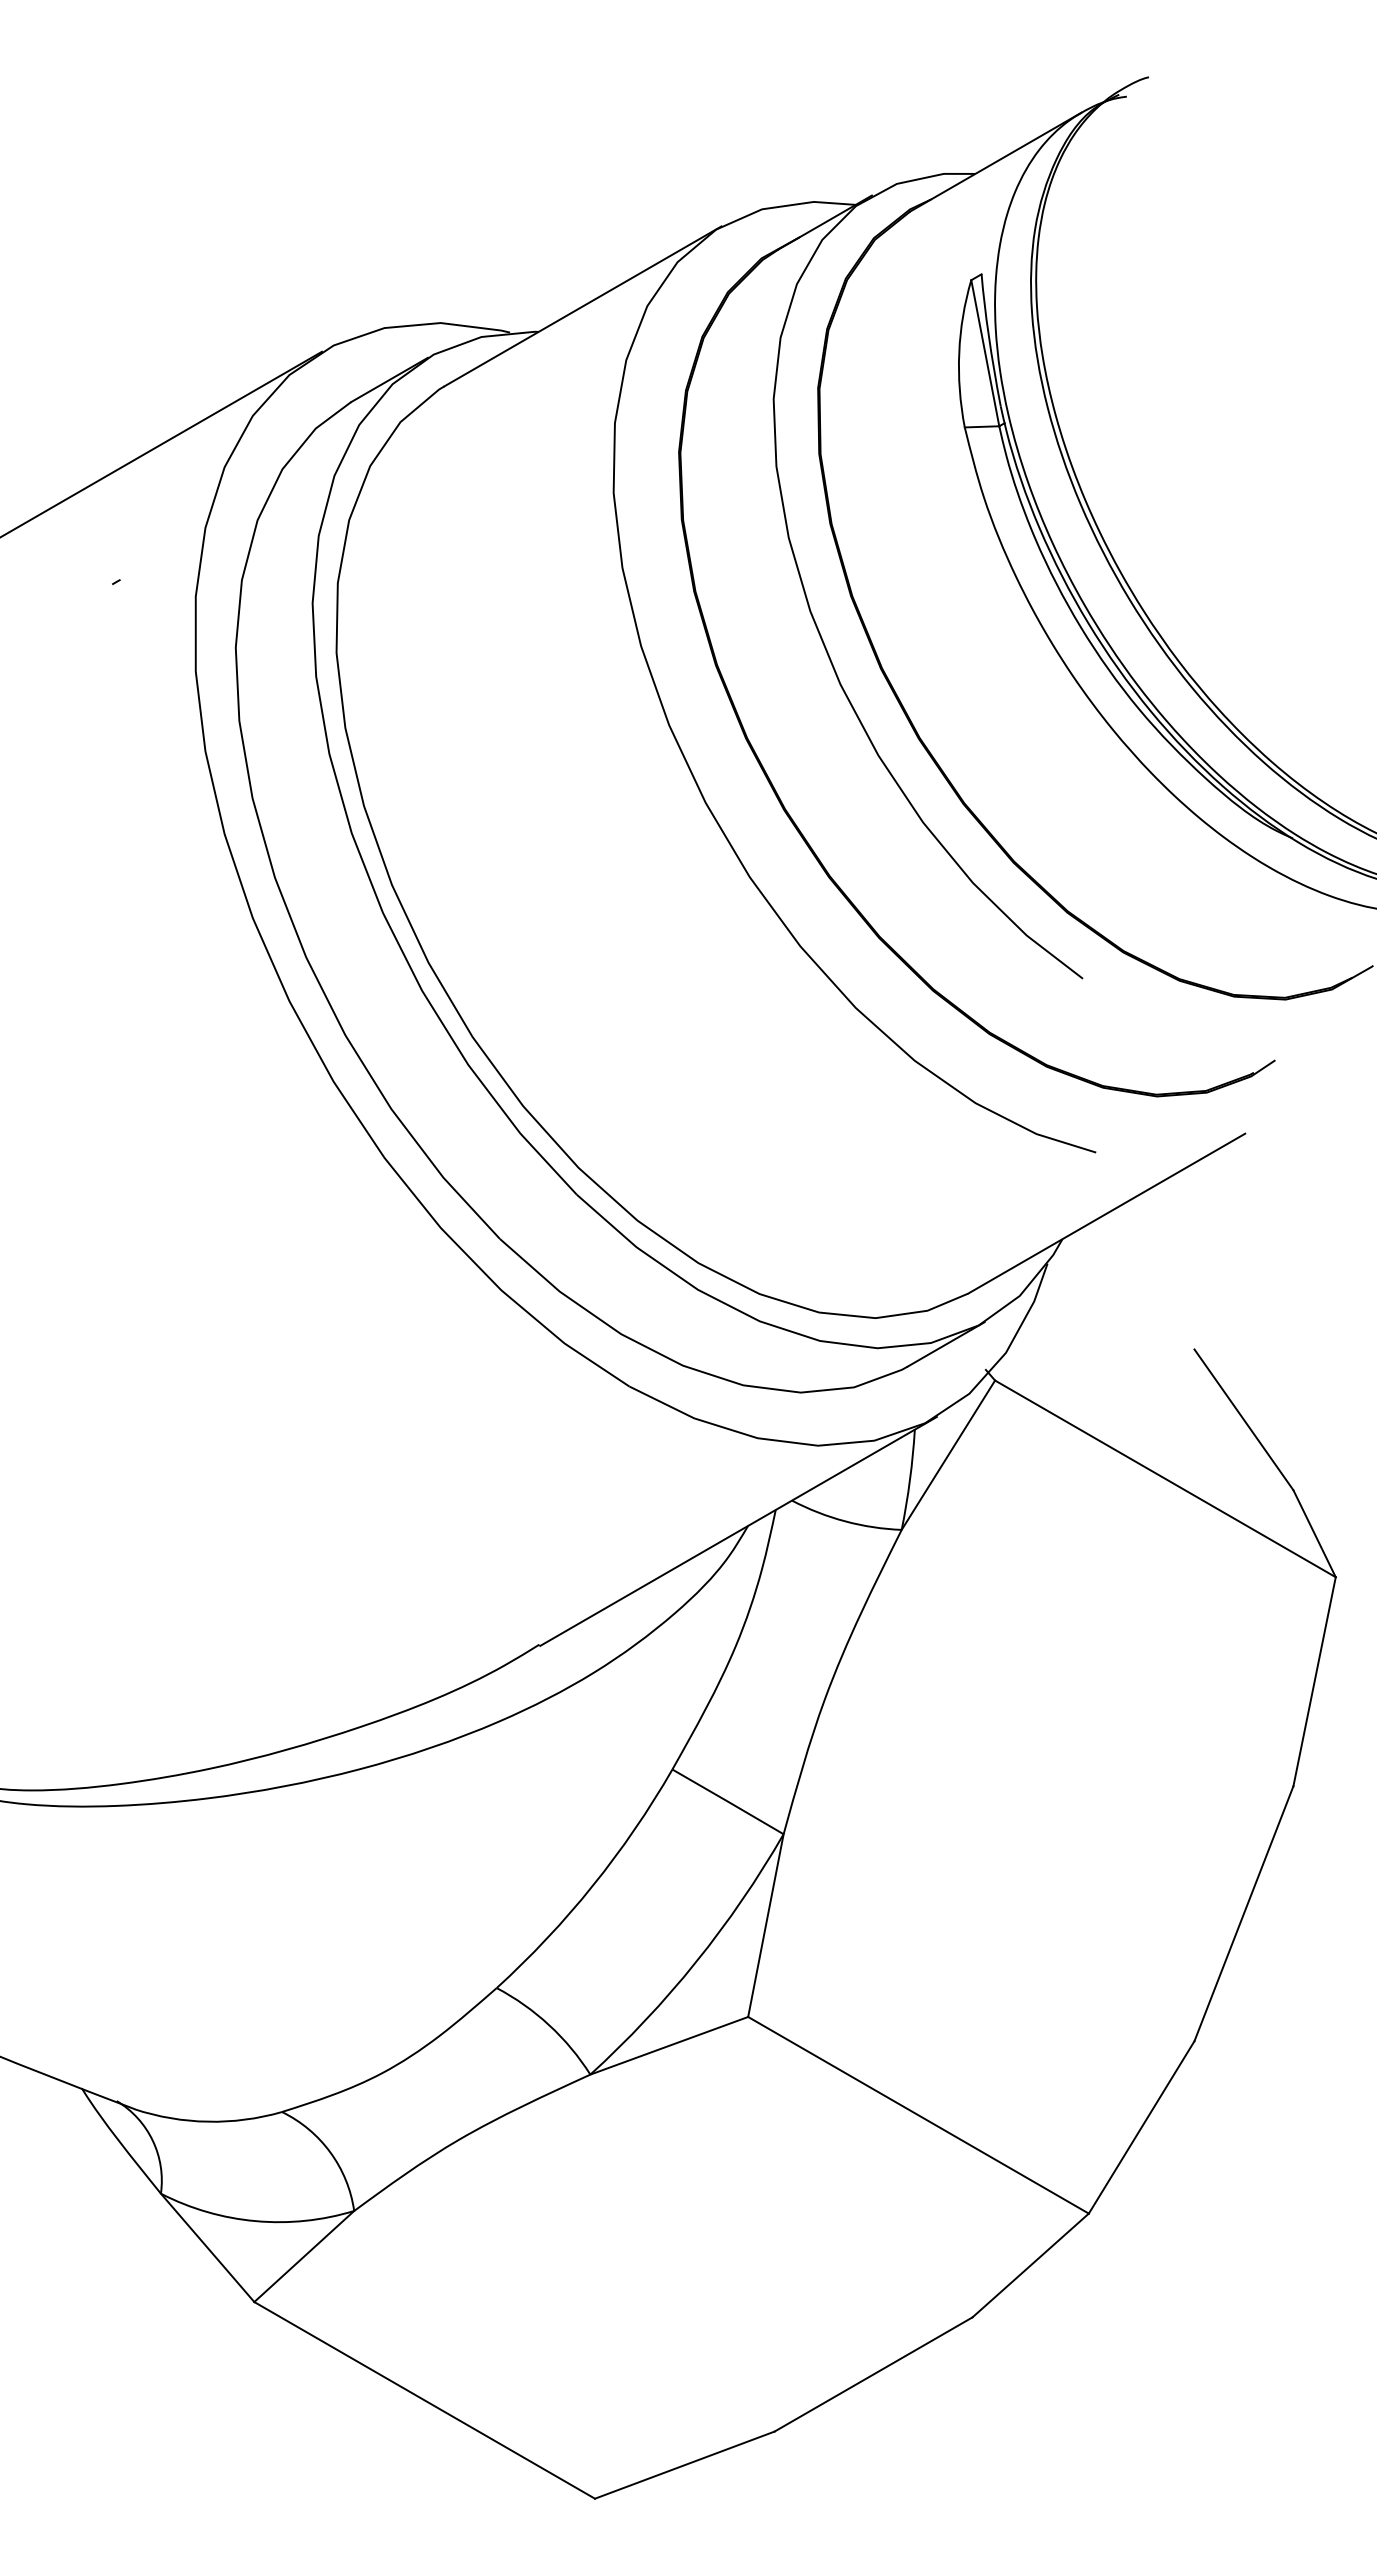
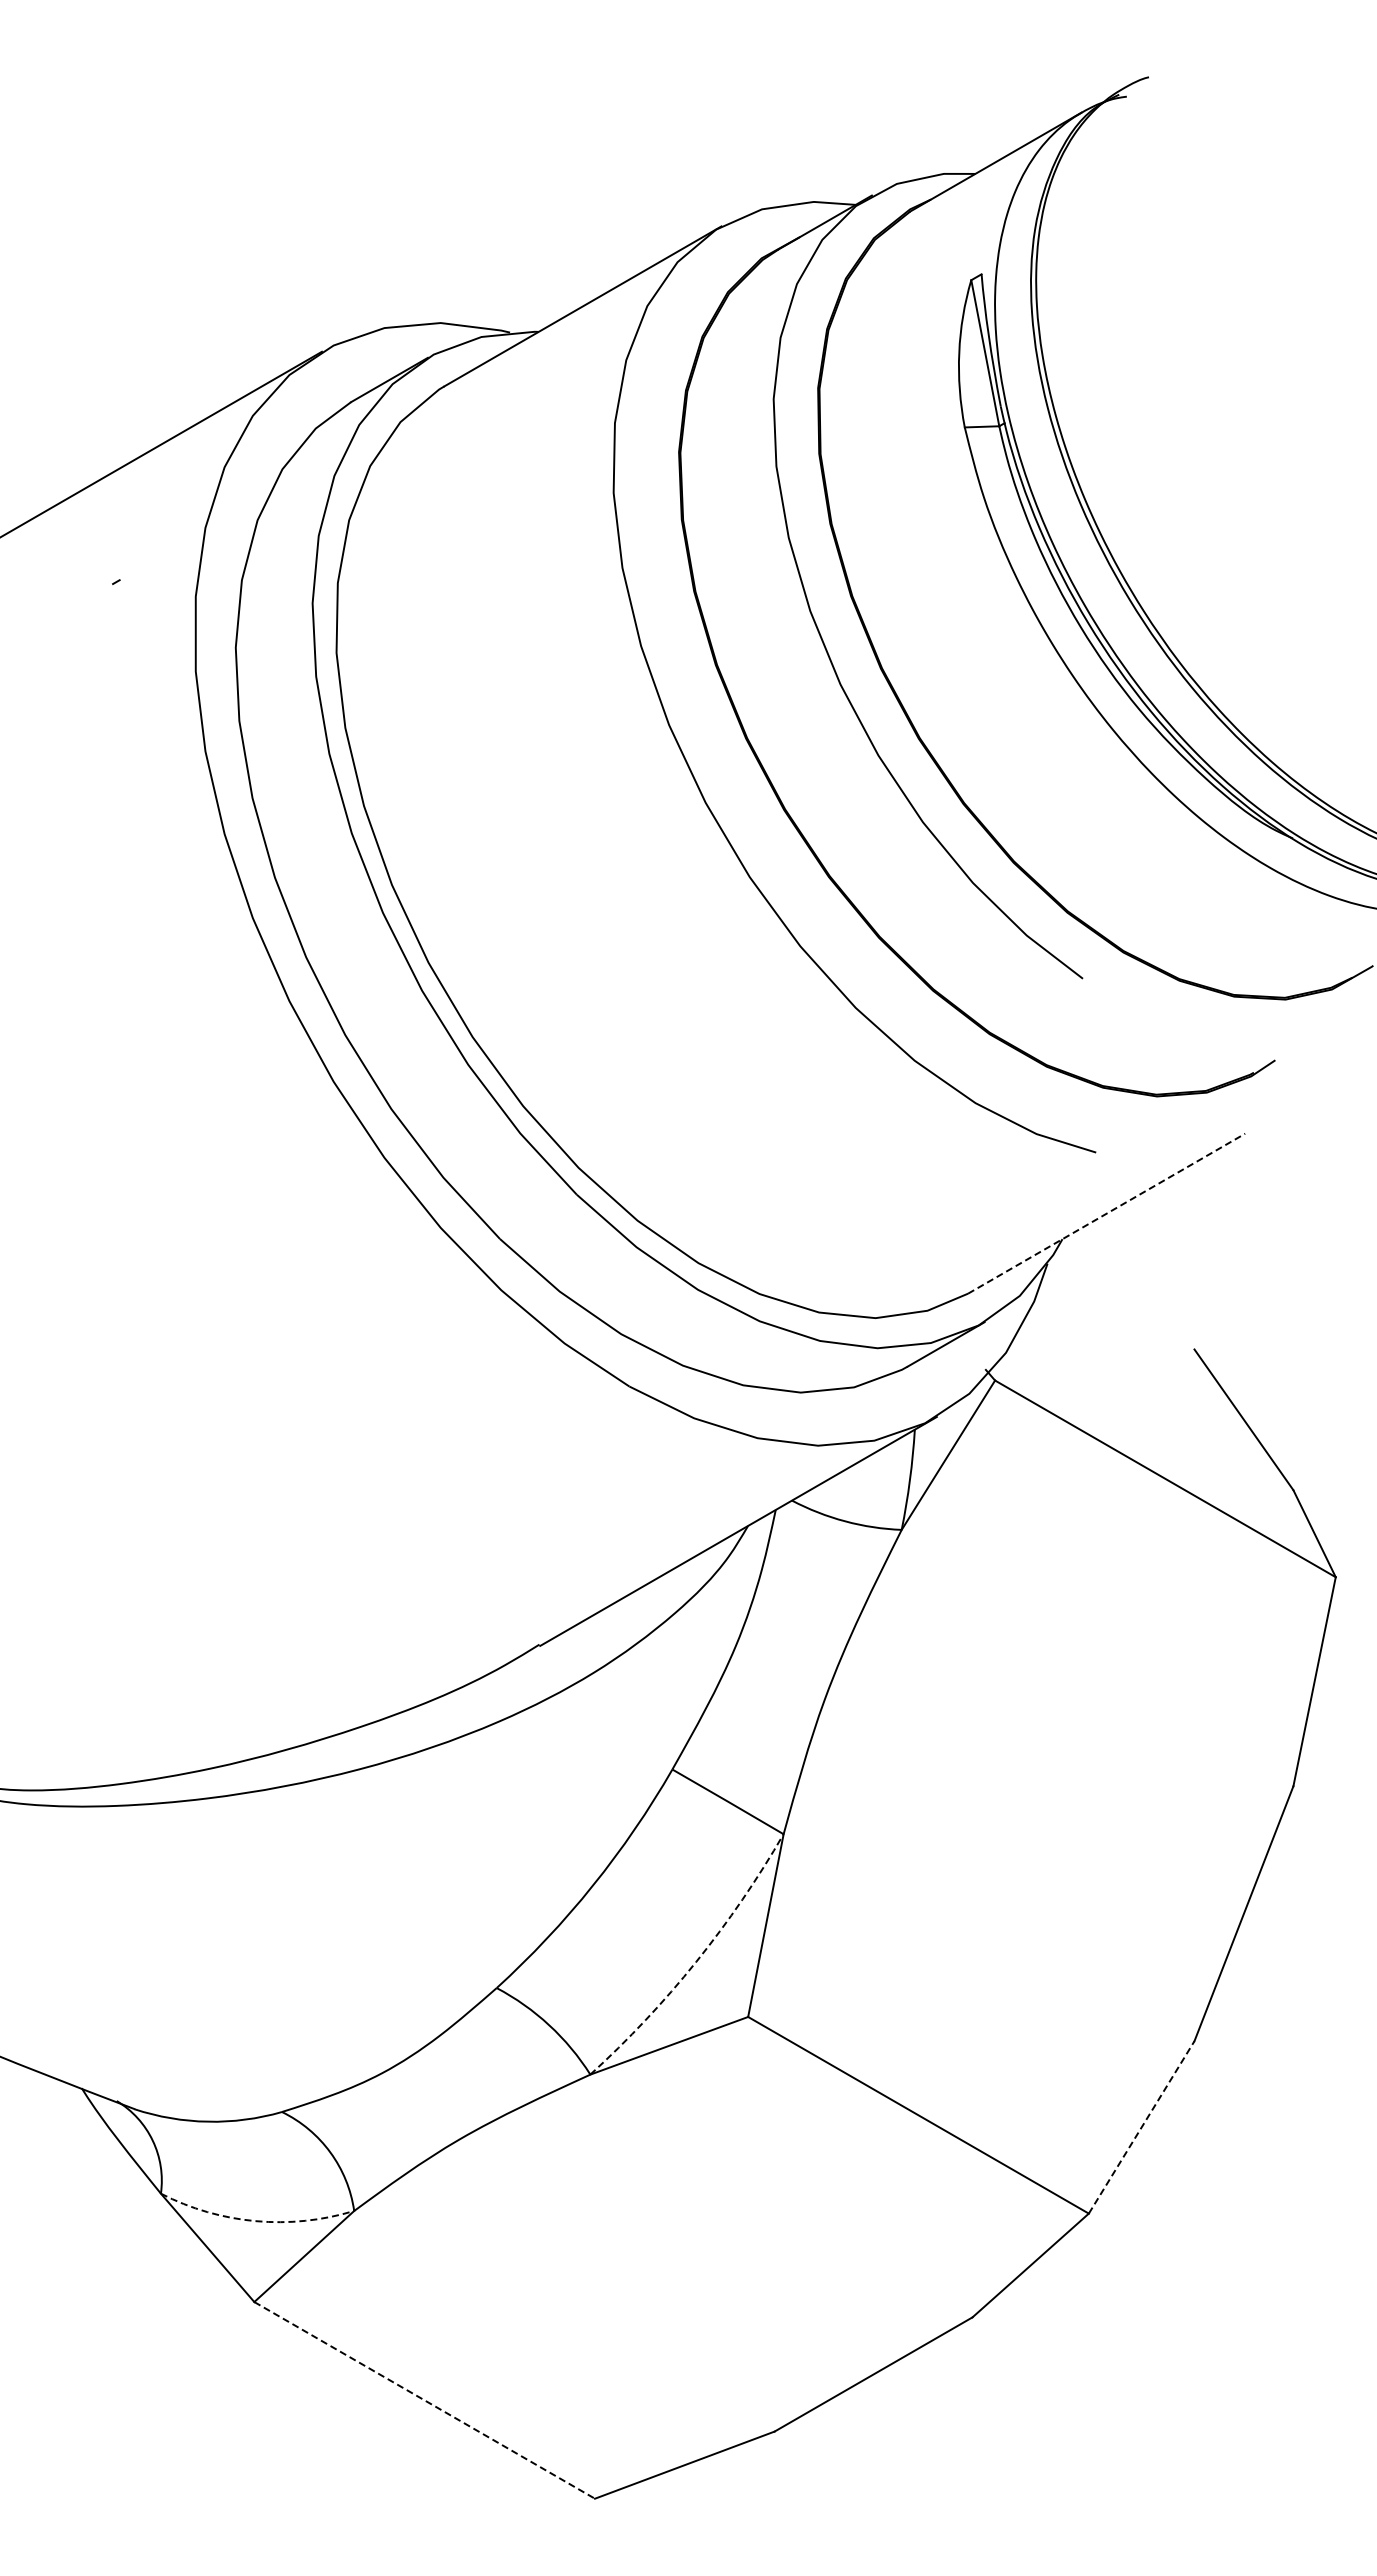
line: solid -> dashed (1106, 1213)
arc: solid -> dashed (696, 1961)
line: solid -> dashed (1141, 2126)
arc: solid -> dashed (255, 2221)
line: solid -> dashed (424, 2400)
